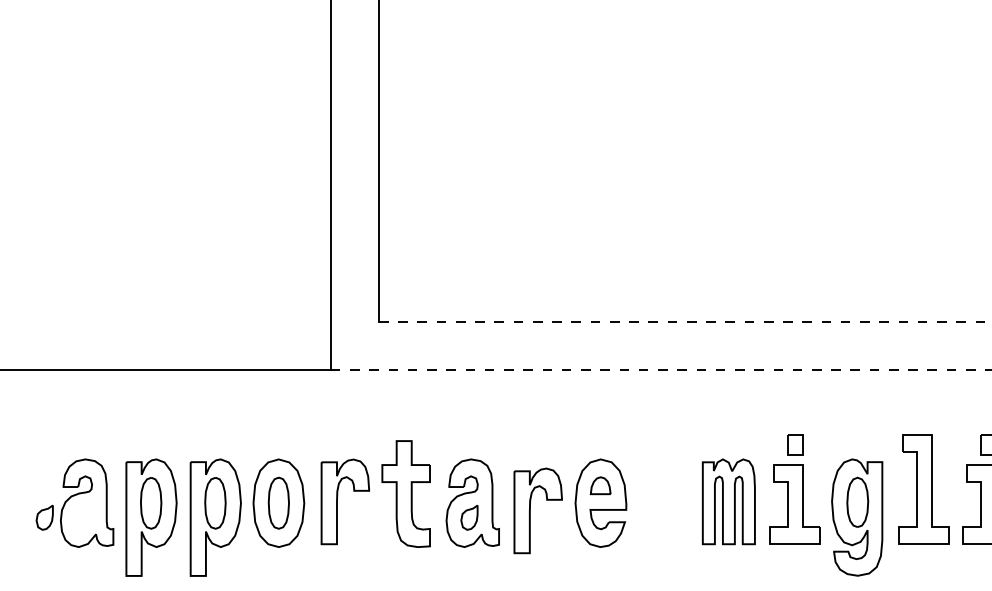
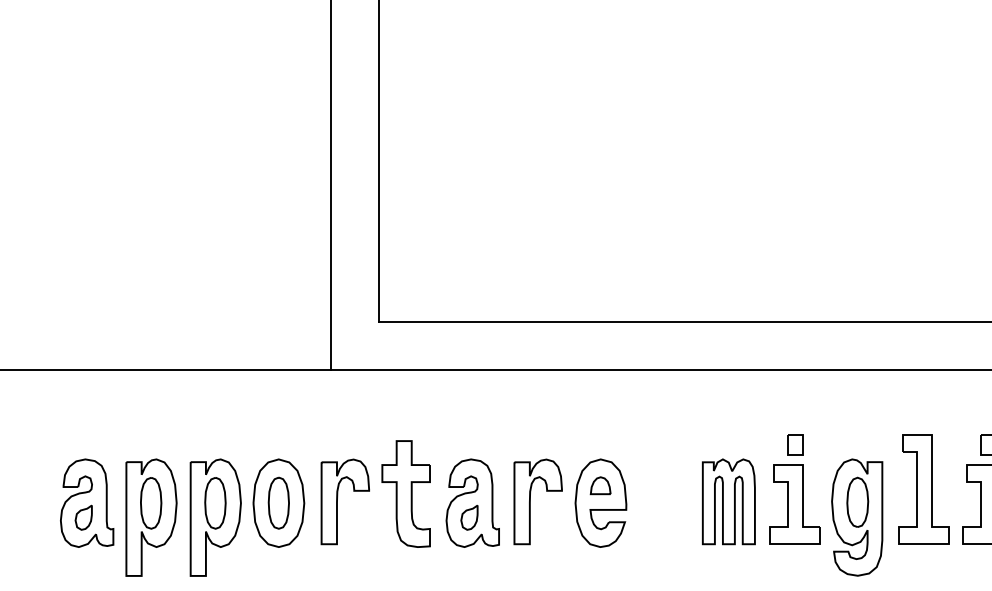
line: dashed -> solid (685, 322)
line: dashed -> solid (661, 370)
part position: (530, 510) -> (530, 501) (530, 501)
part position: (44, 517) -> (83, 517) (83, 517)
